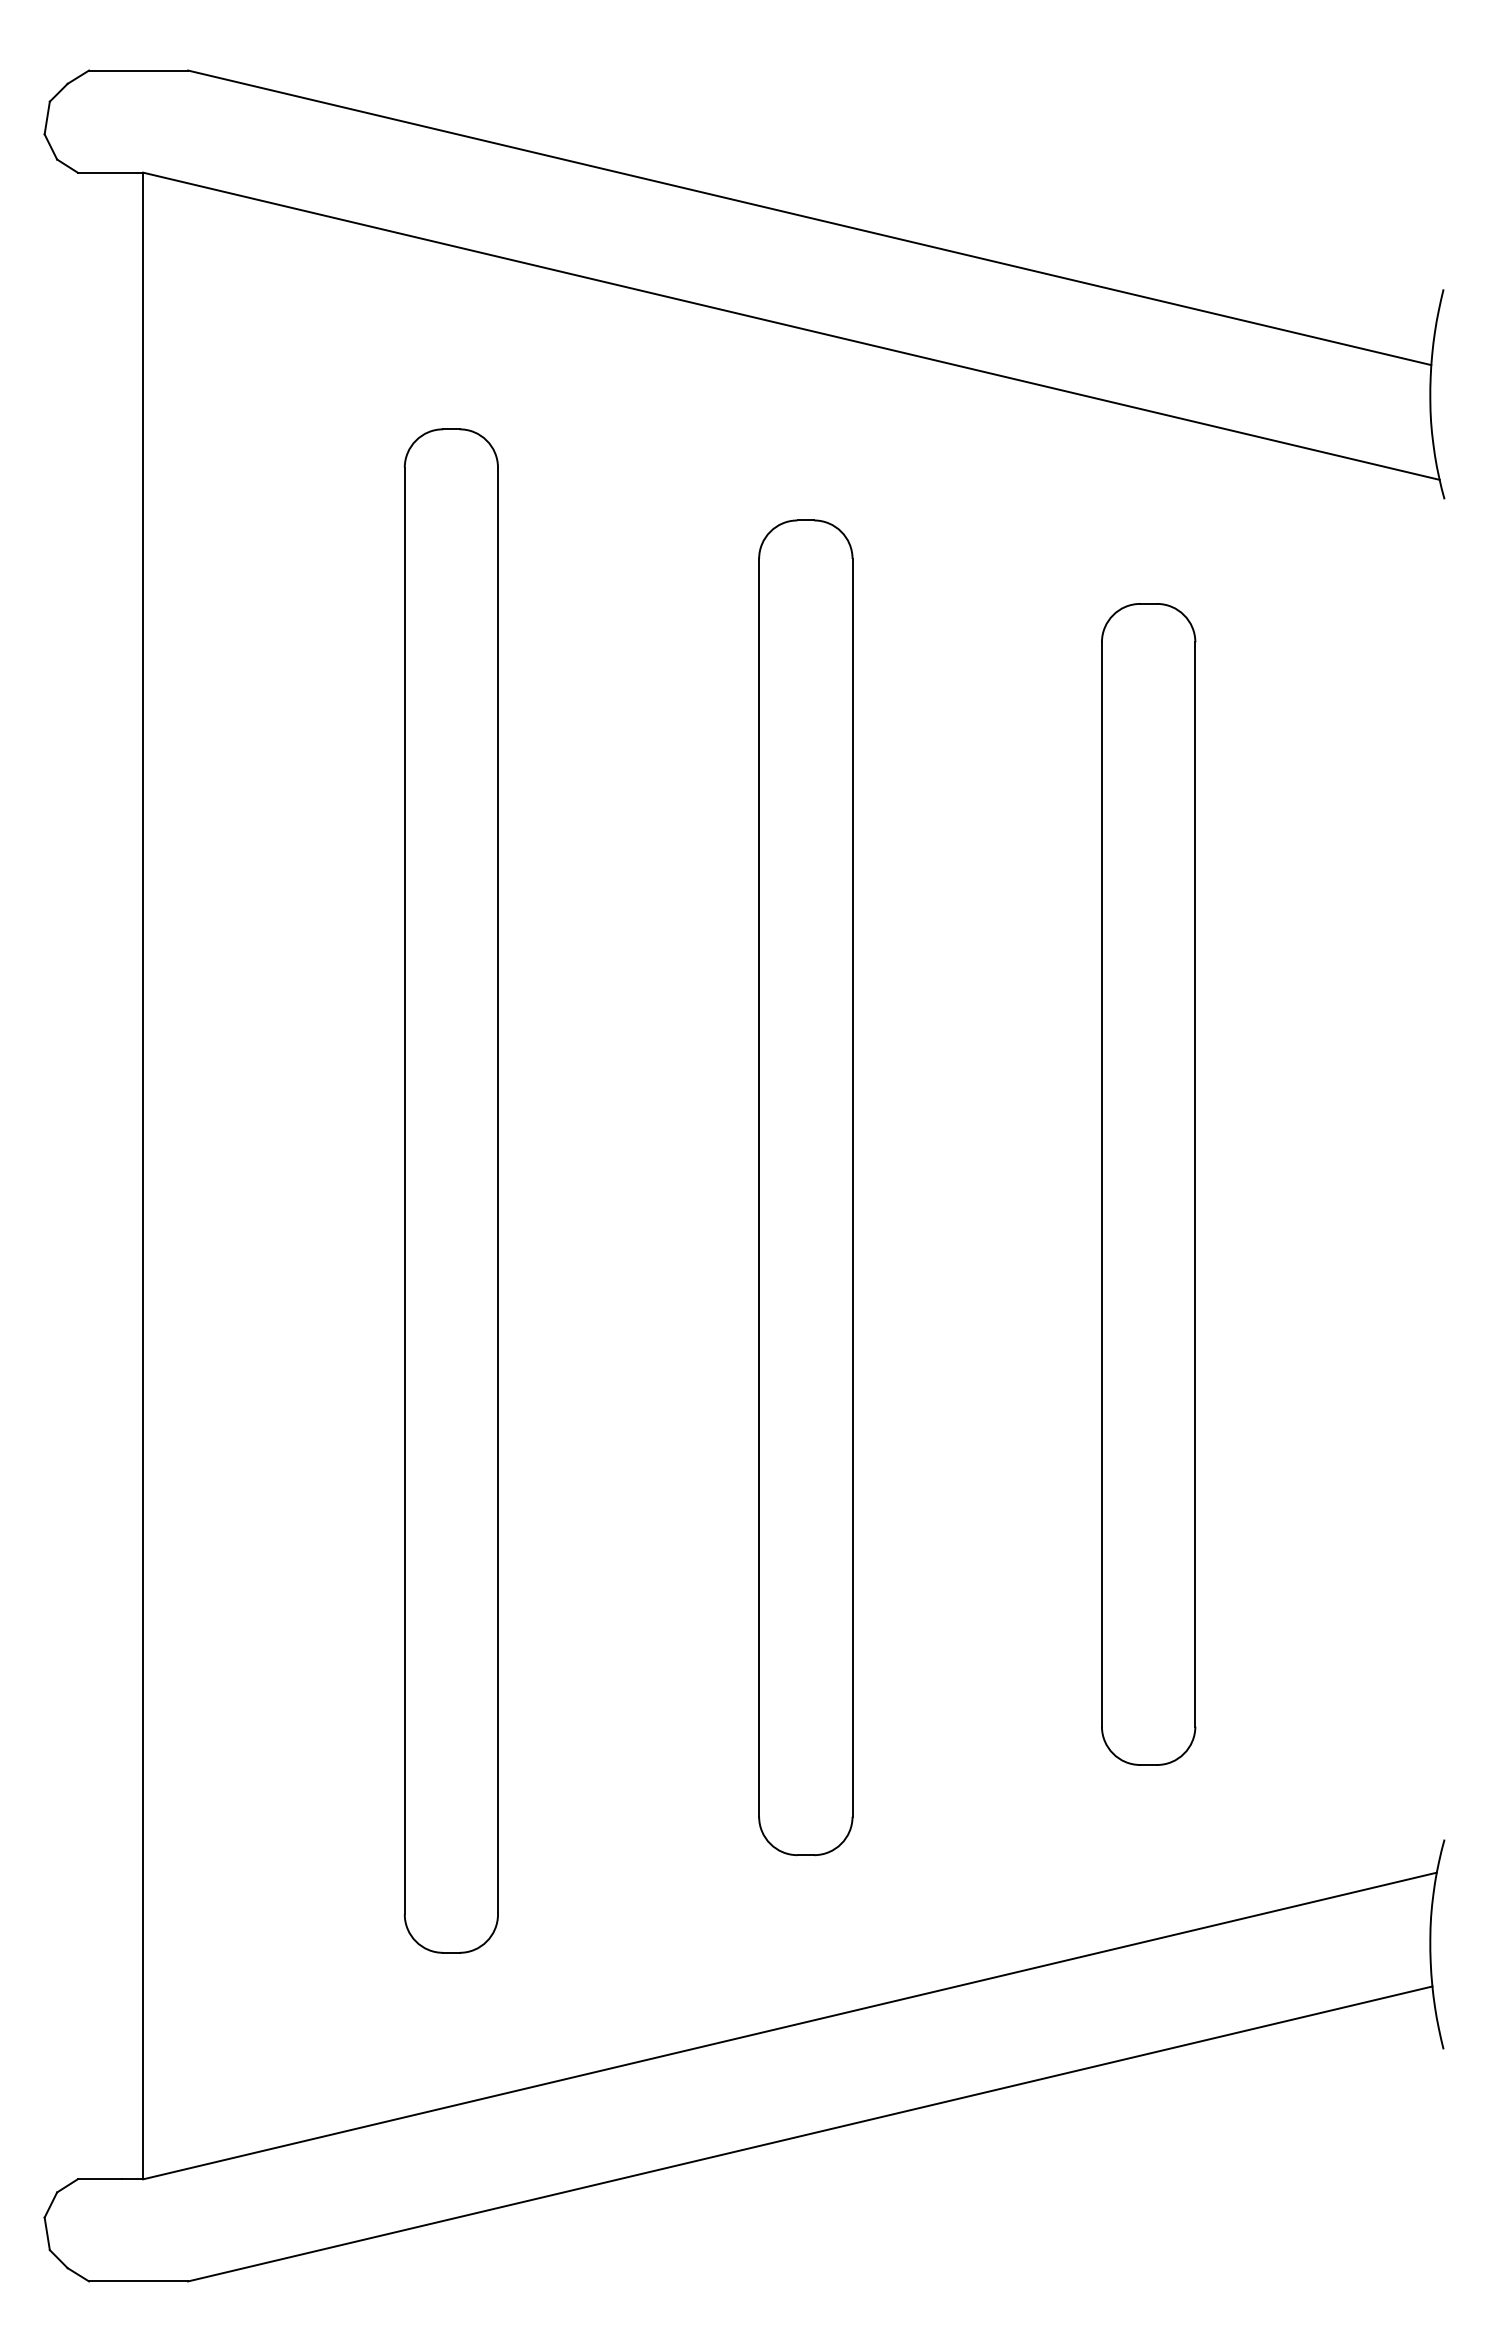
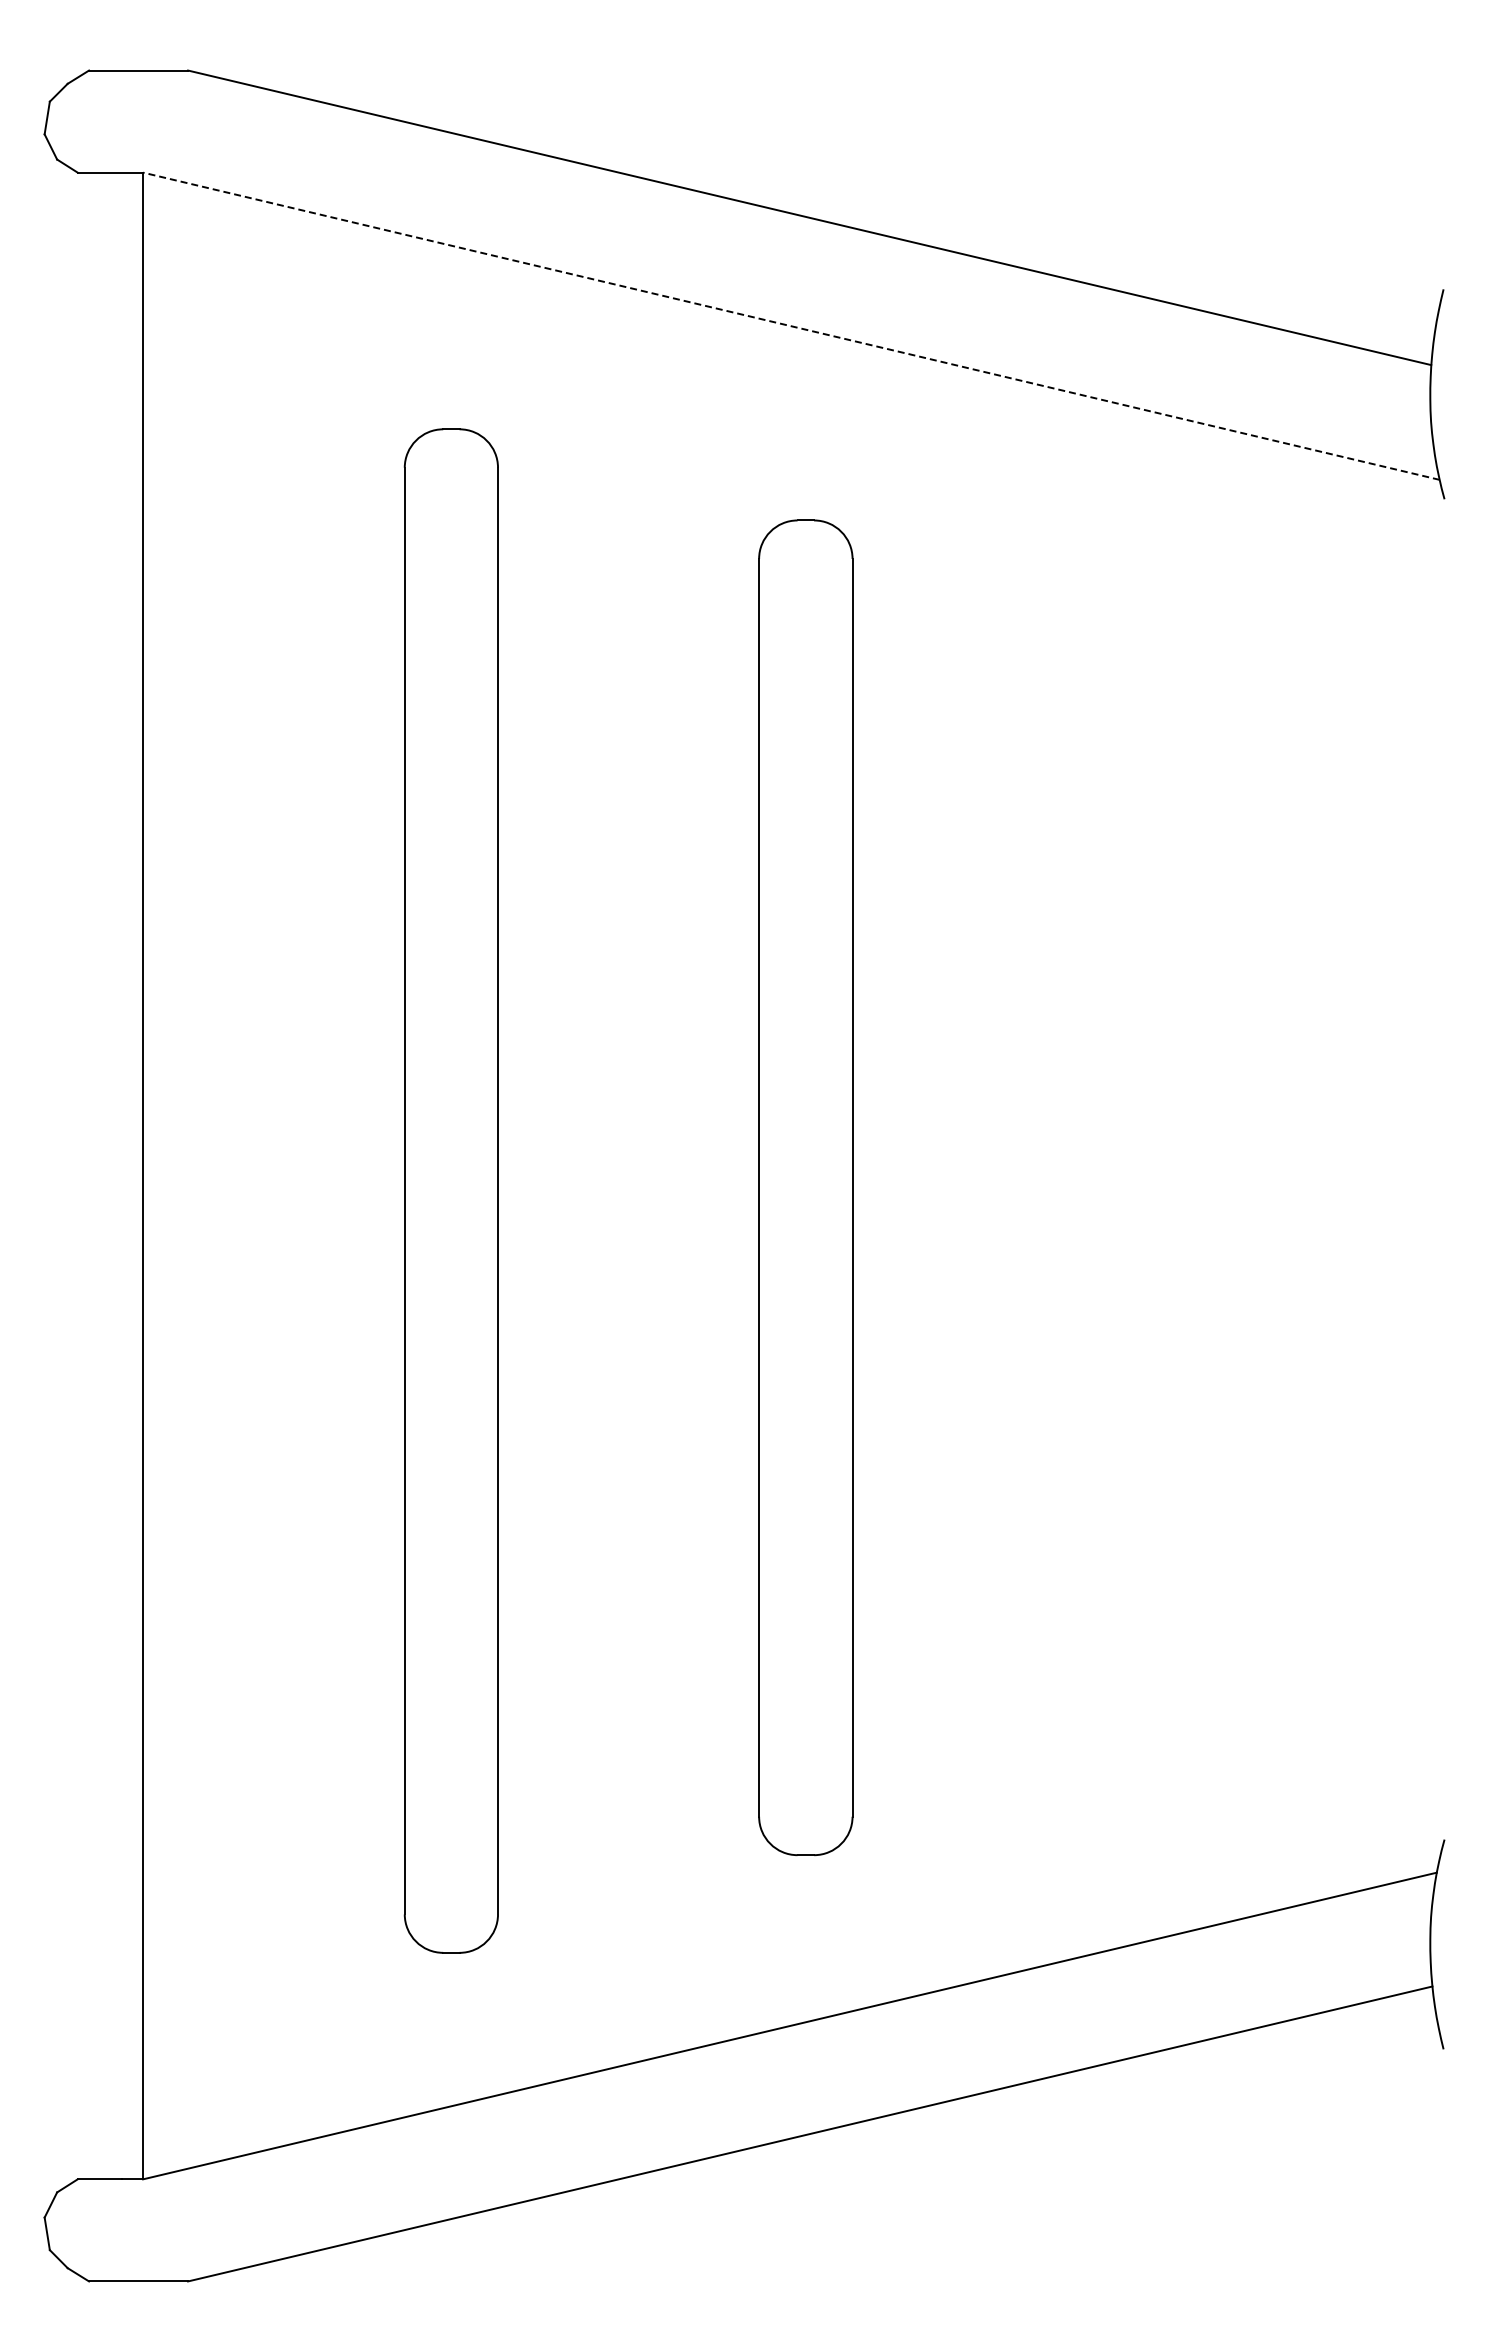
line: solid -> dashed (790, 326)
part: present -> none (1148, 1184)
